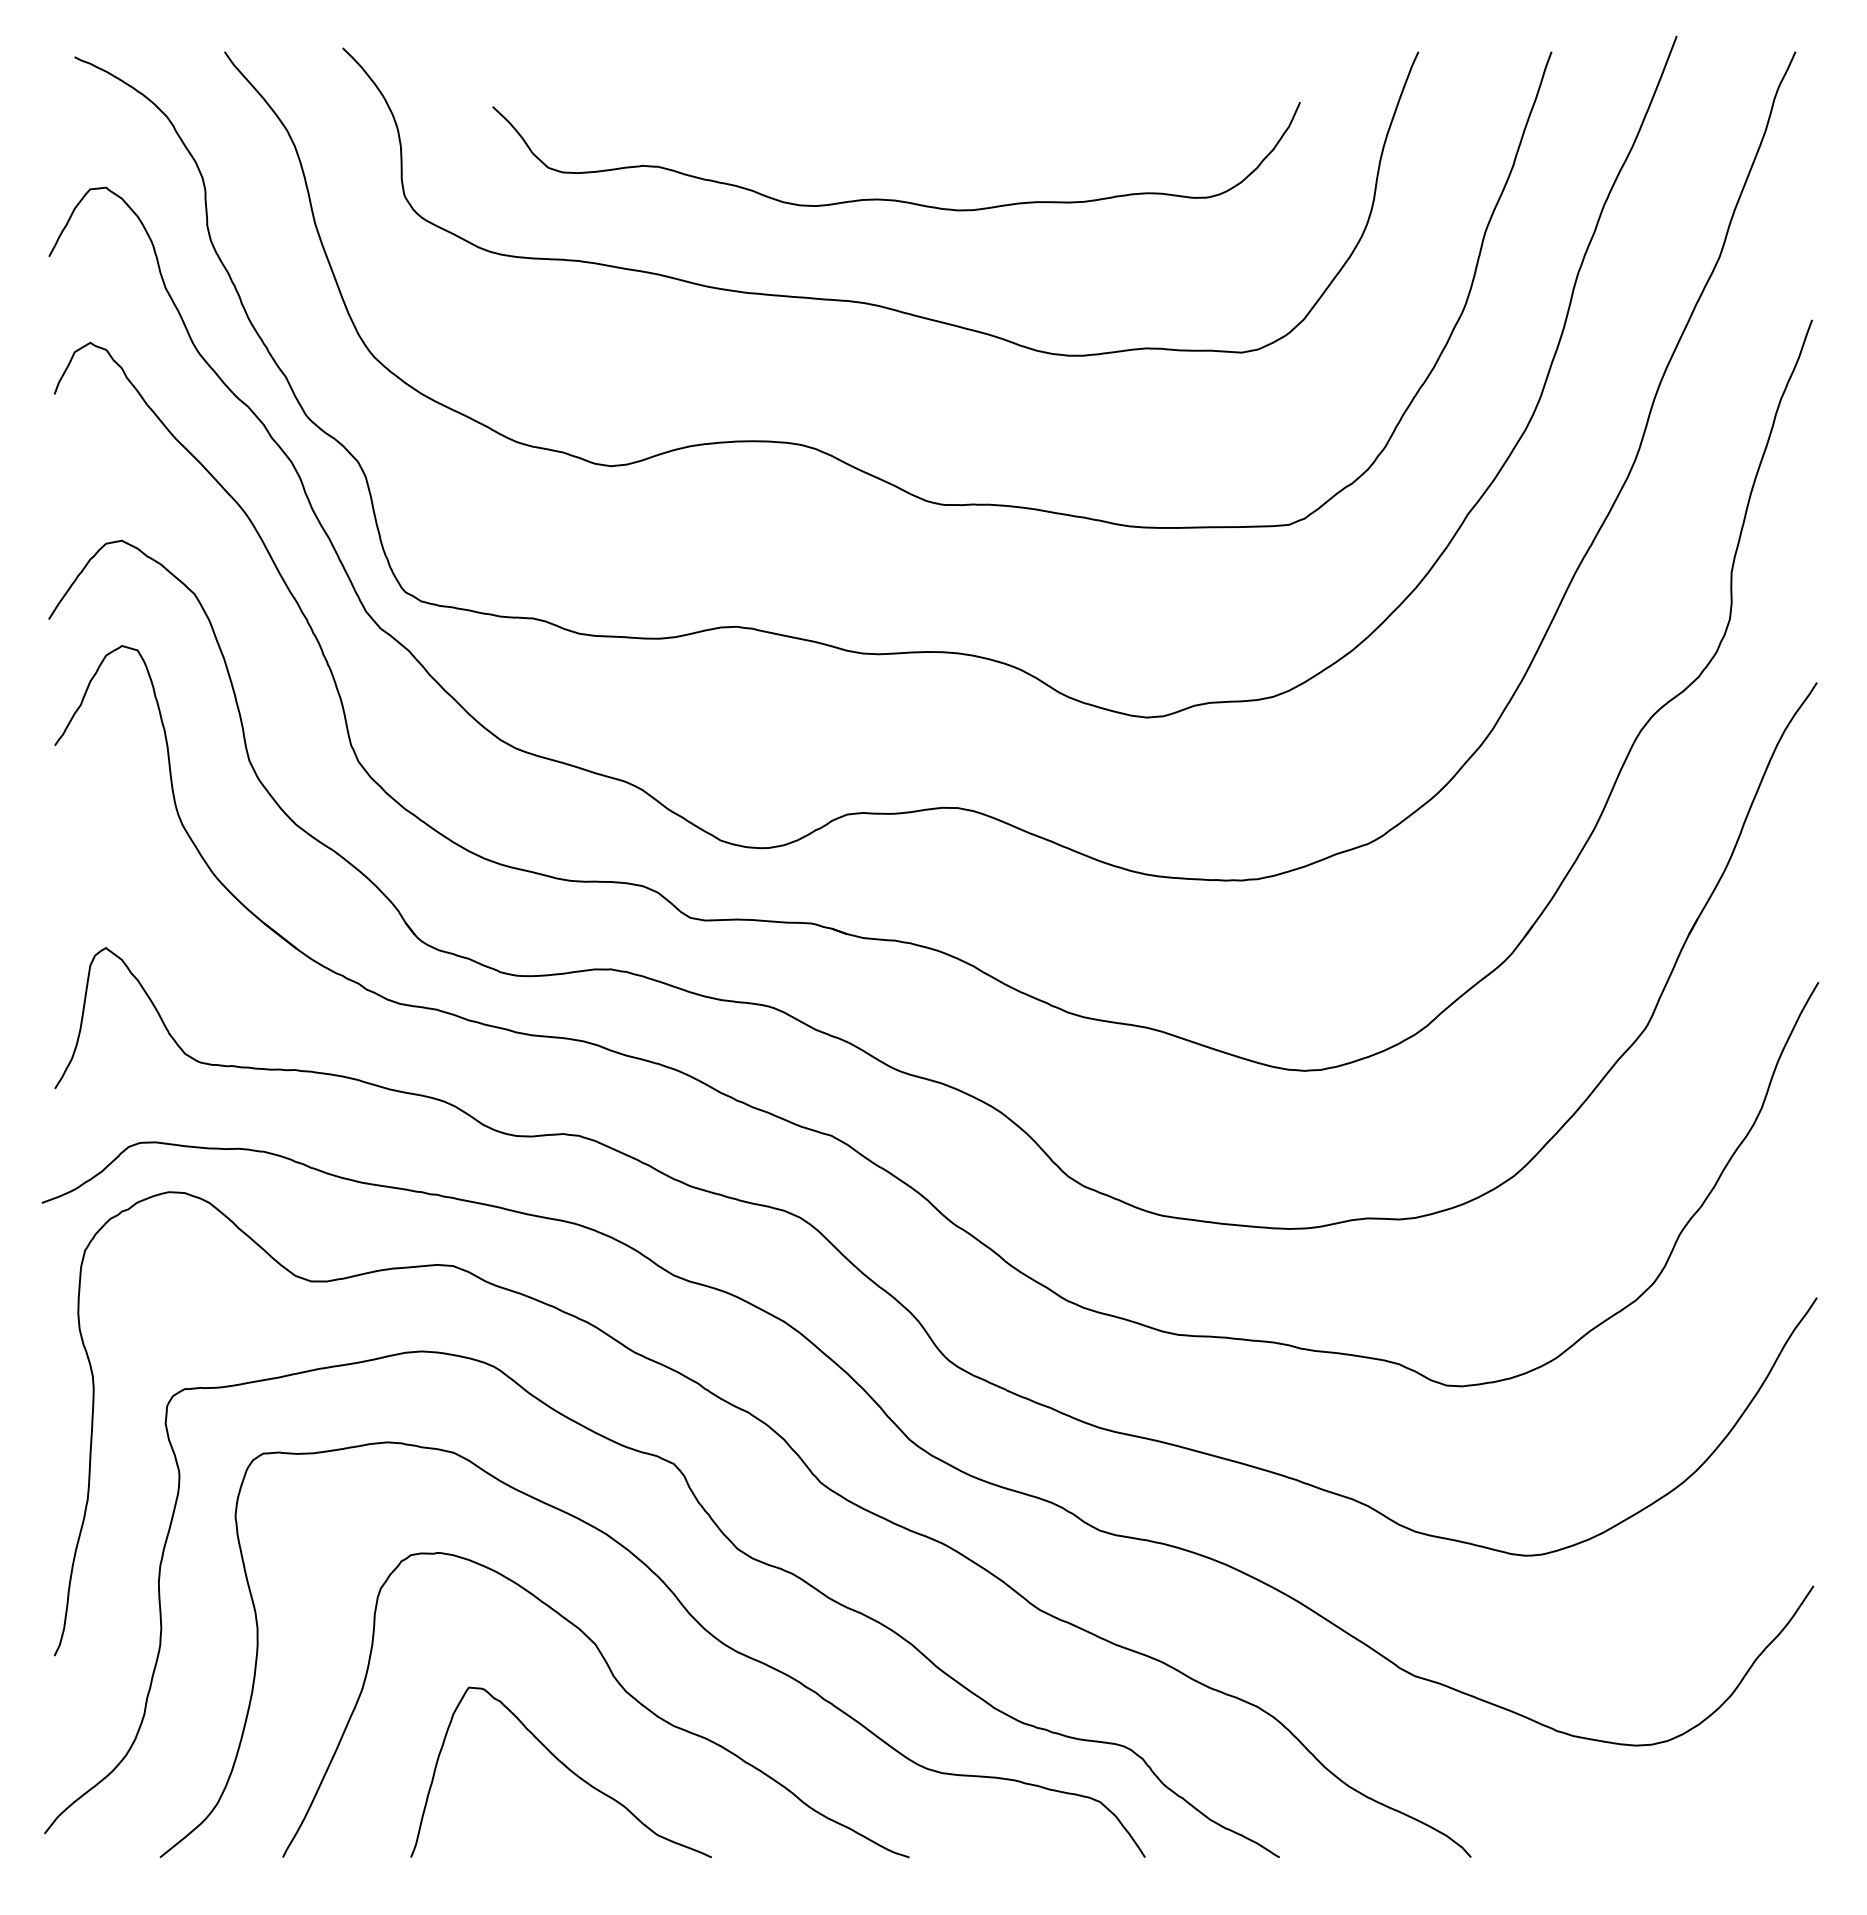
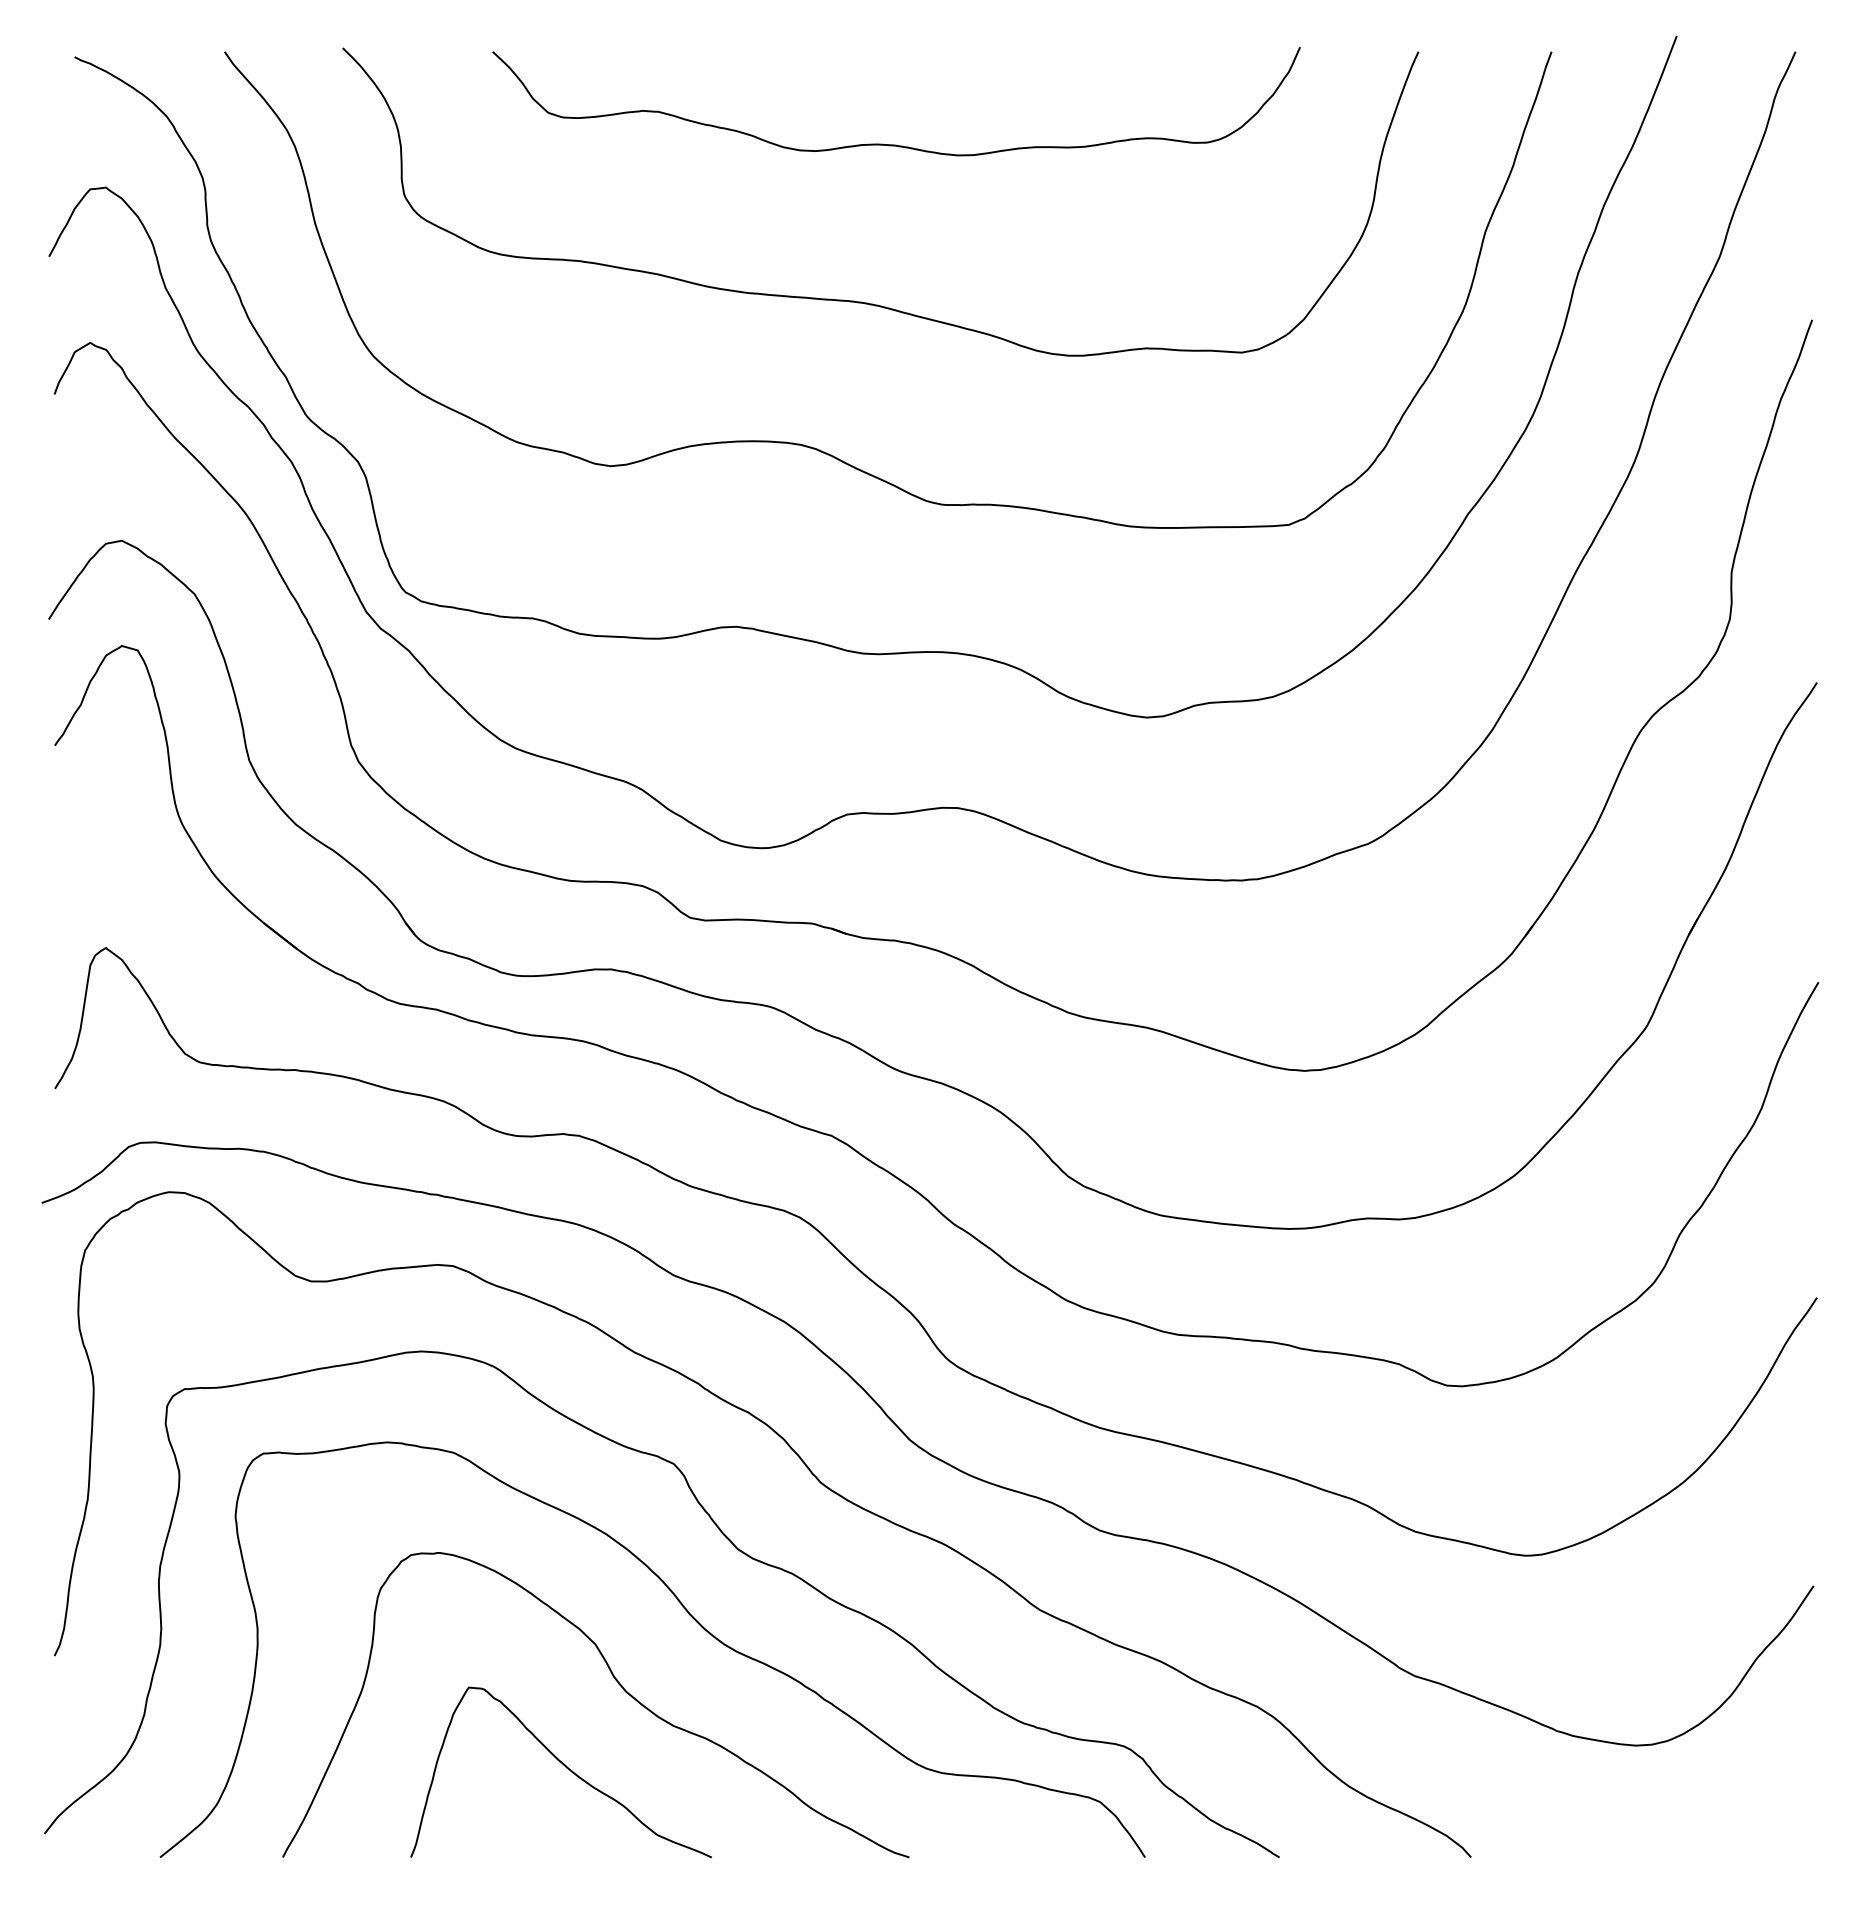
curve position: (896, 199) -> (896, 144) (896, 144)
